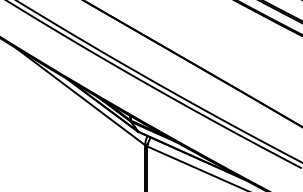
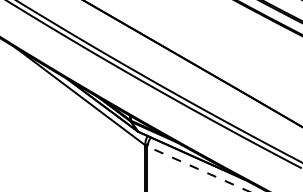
line: solid -> dashed (198, 169)
